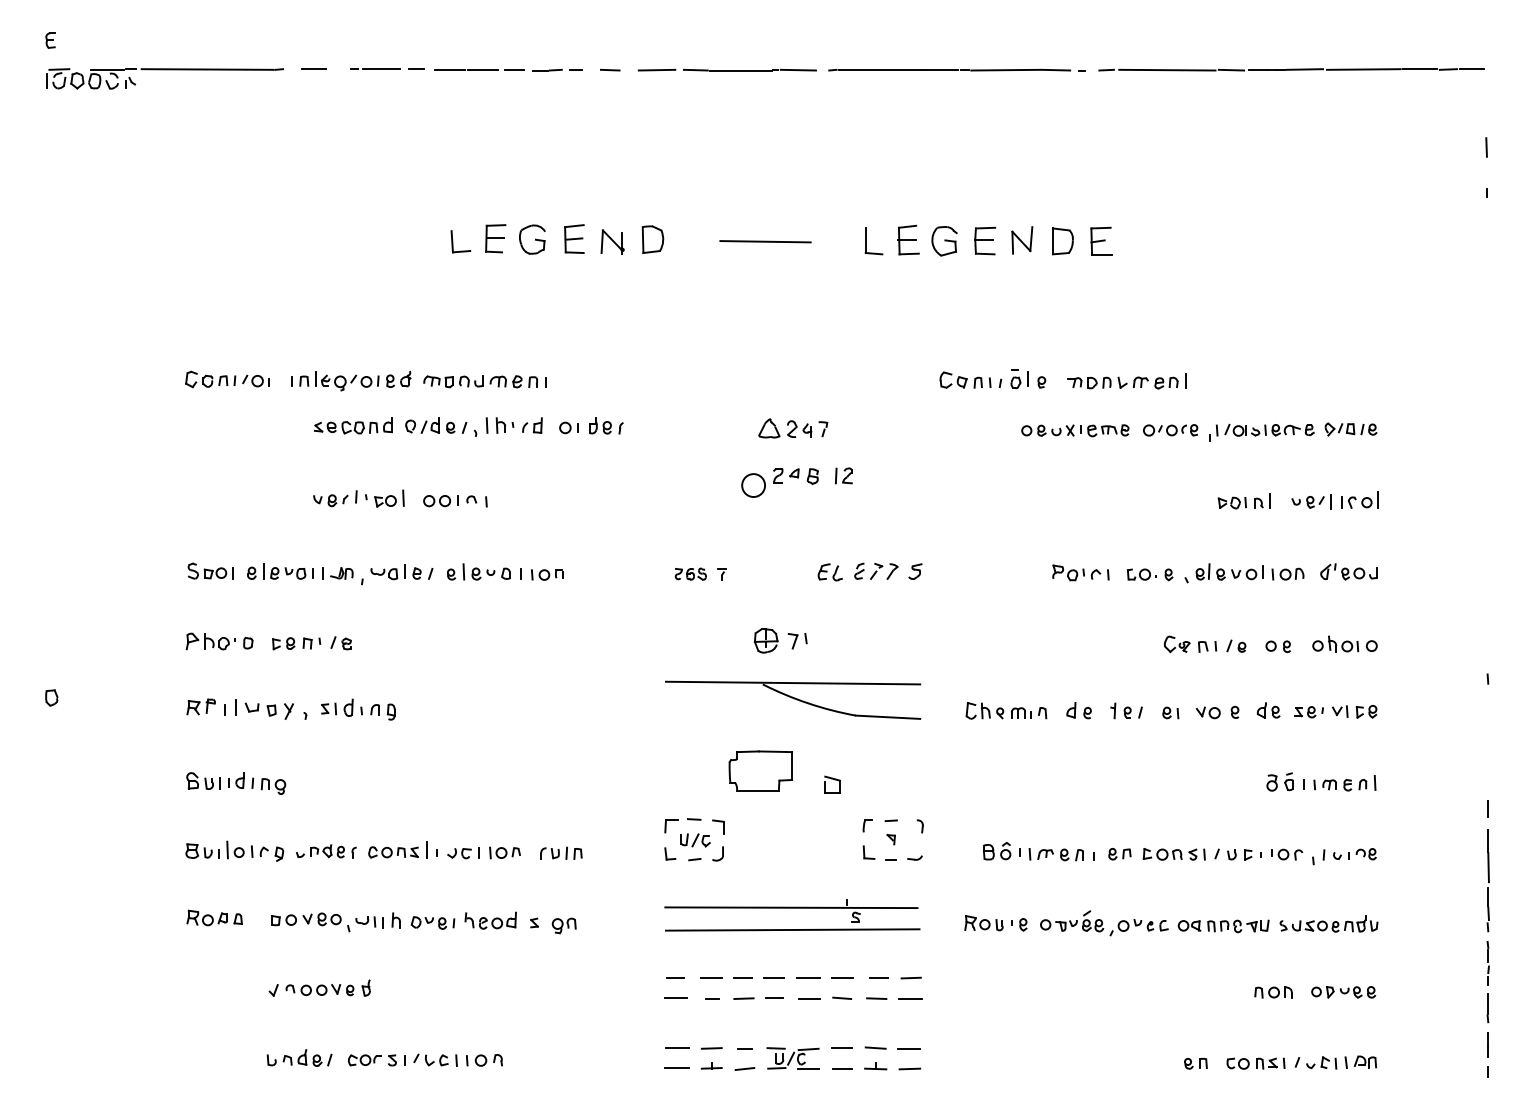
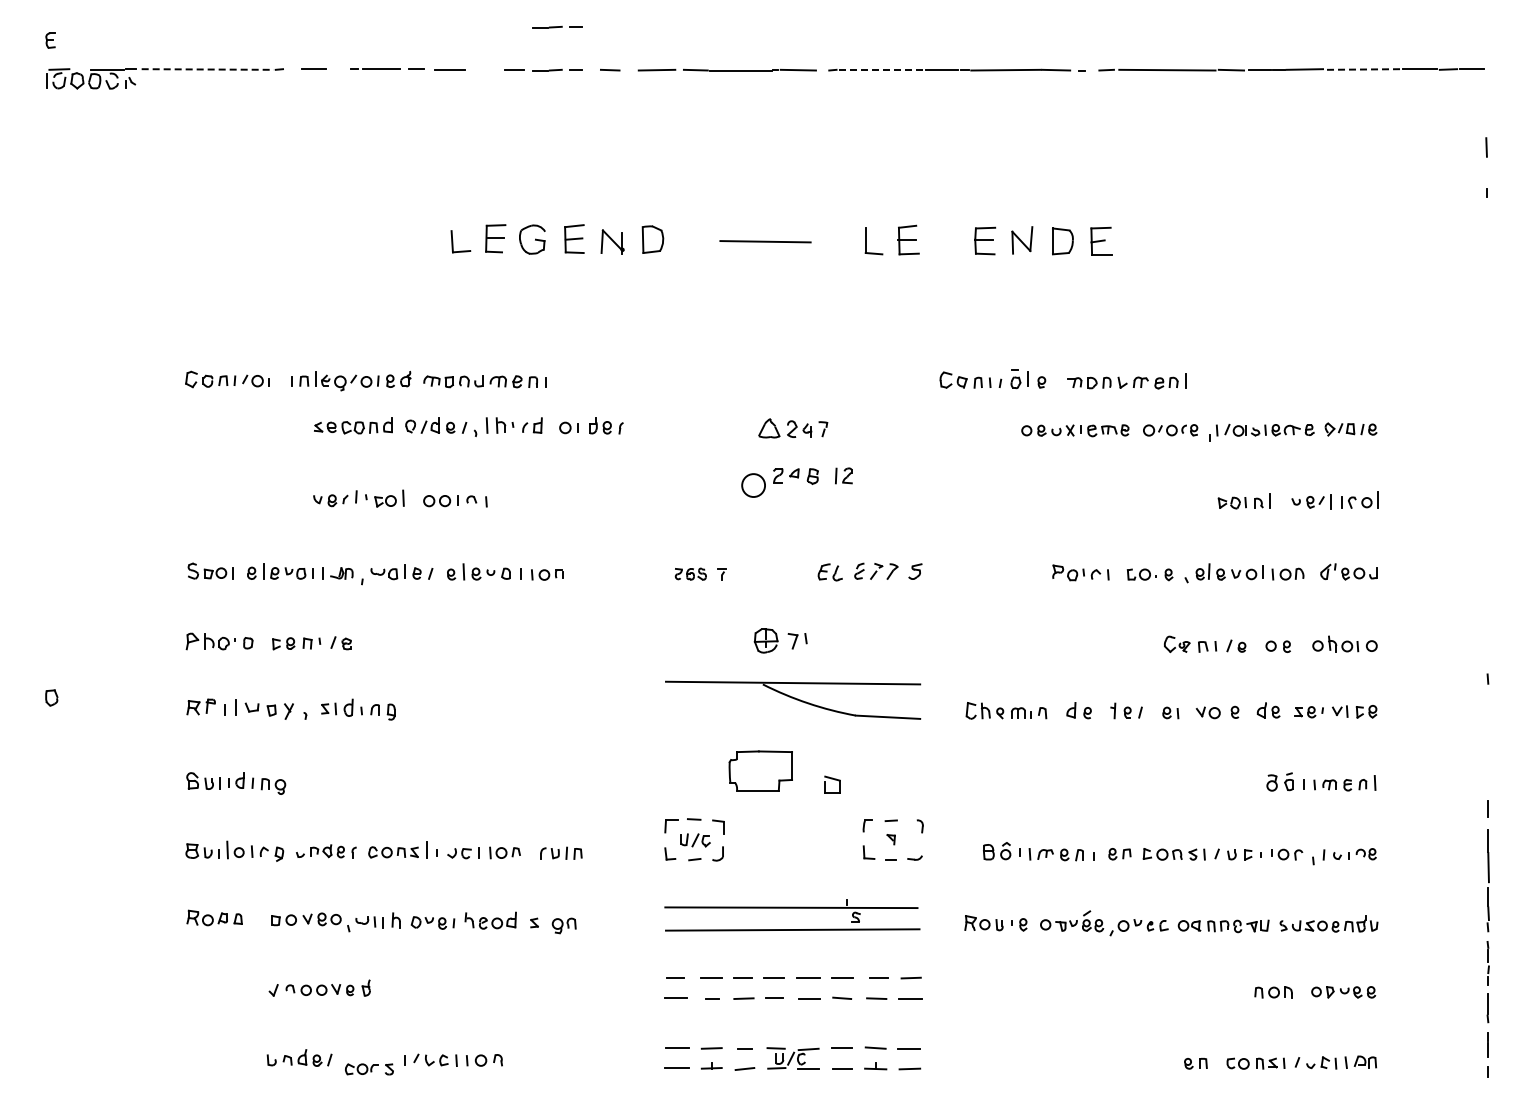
line: none -> present (557, 27)
line: solid -> dashed (208, 69)
line: present -> none (482, 69)
line: solid -> dashed (882, 69)
line: solid -> dashed (1363, 69)
part: present -> none (944, 241)
part position: (372, 1060) -> (369, 1069) (369, 1069)
